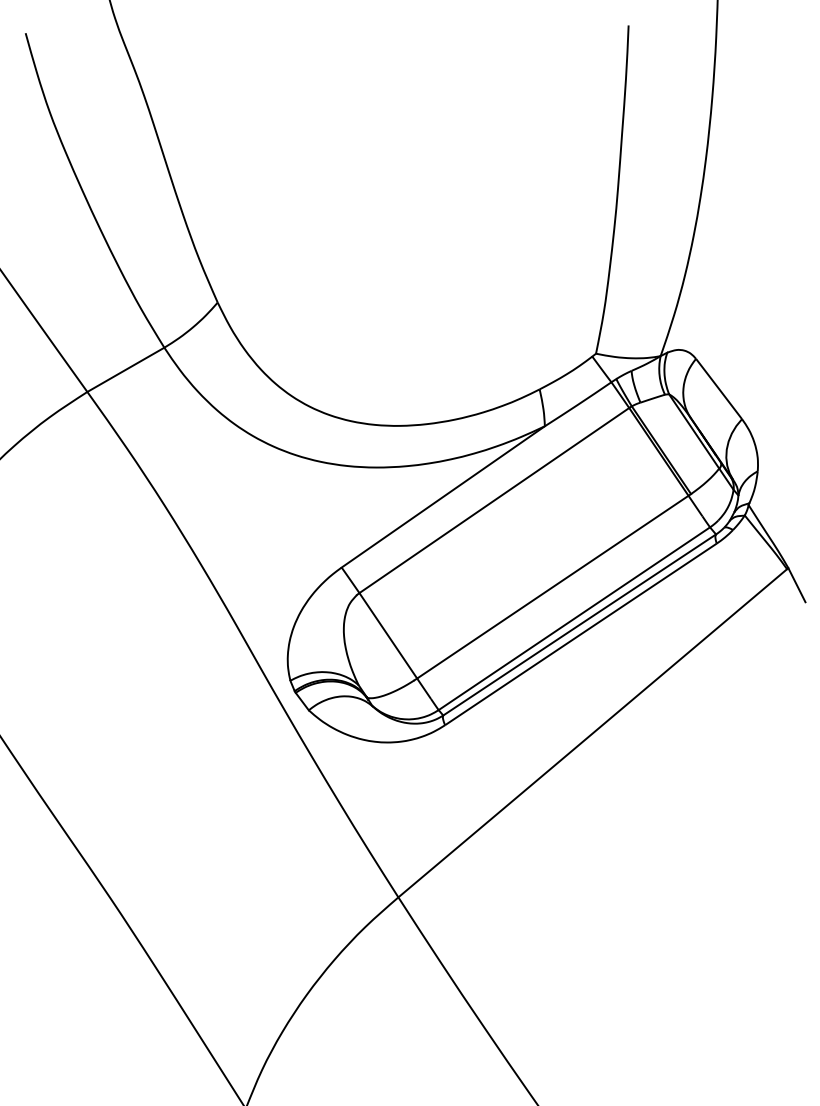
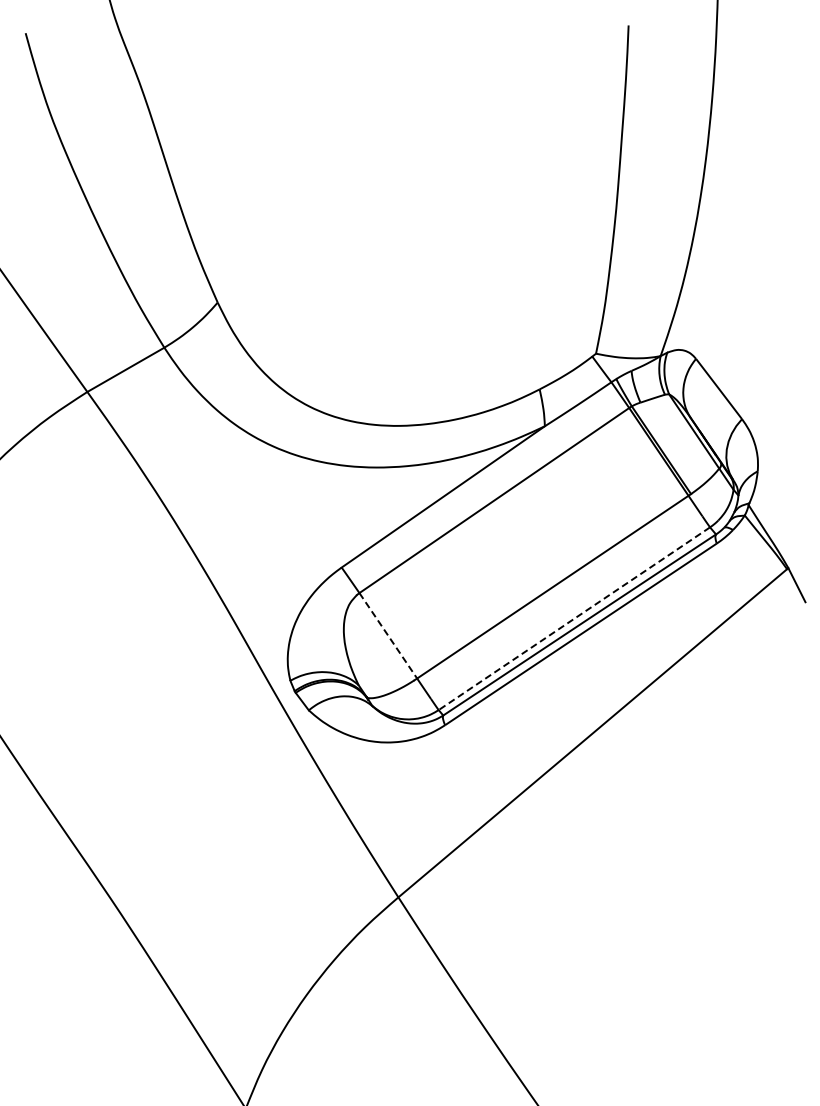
line: solid -> dashed (574, 618)
line: solid -> dashed (388, 635)
